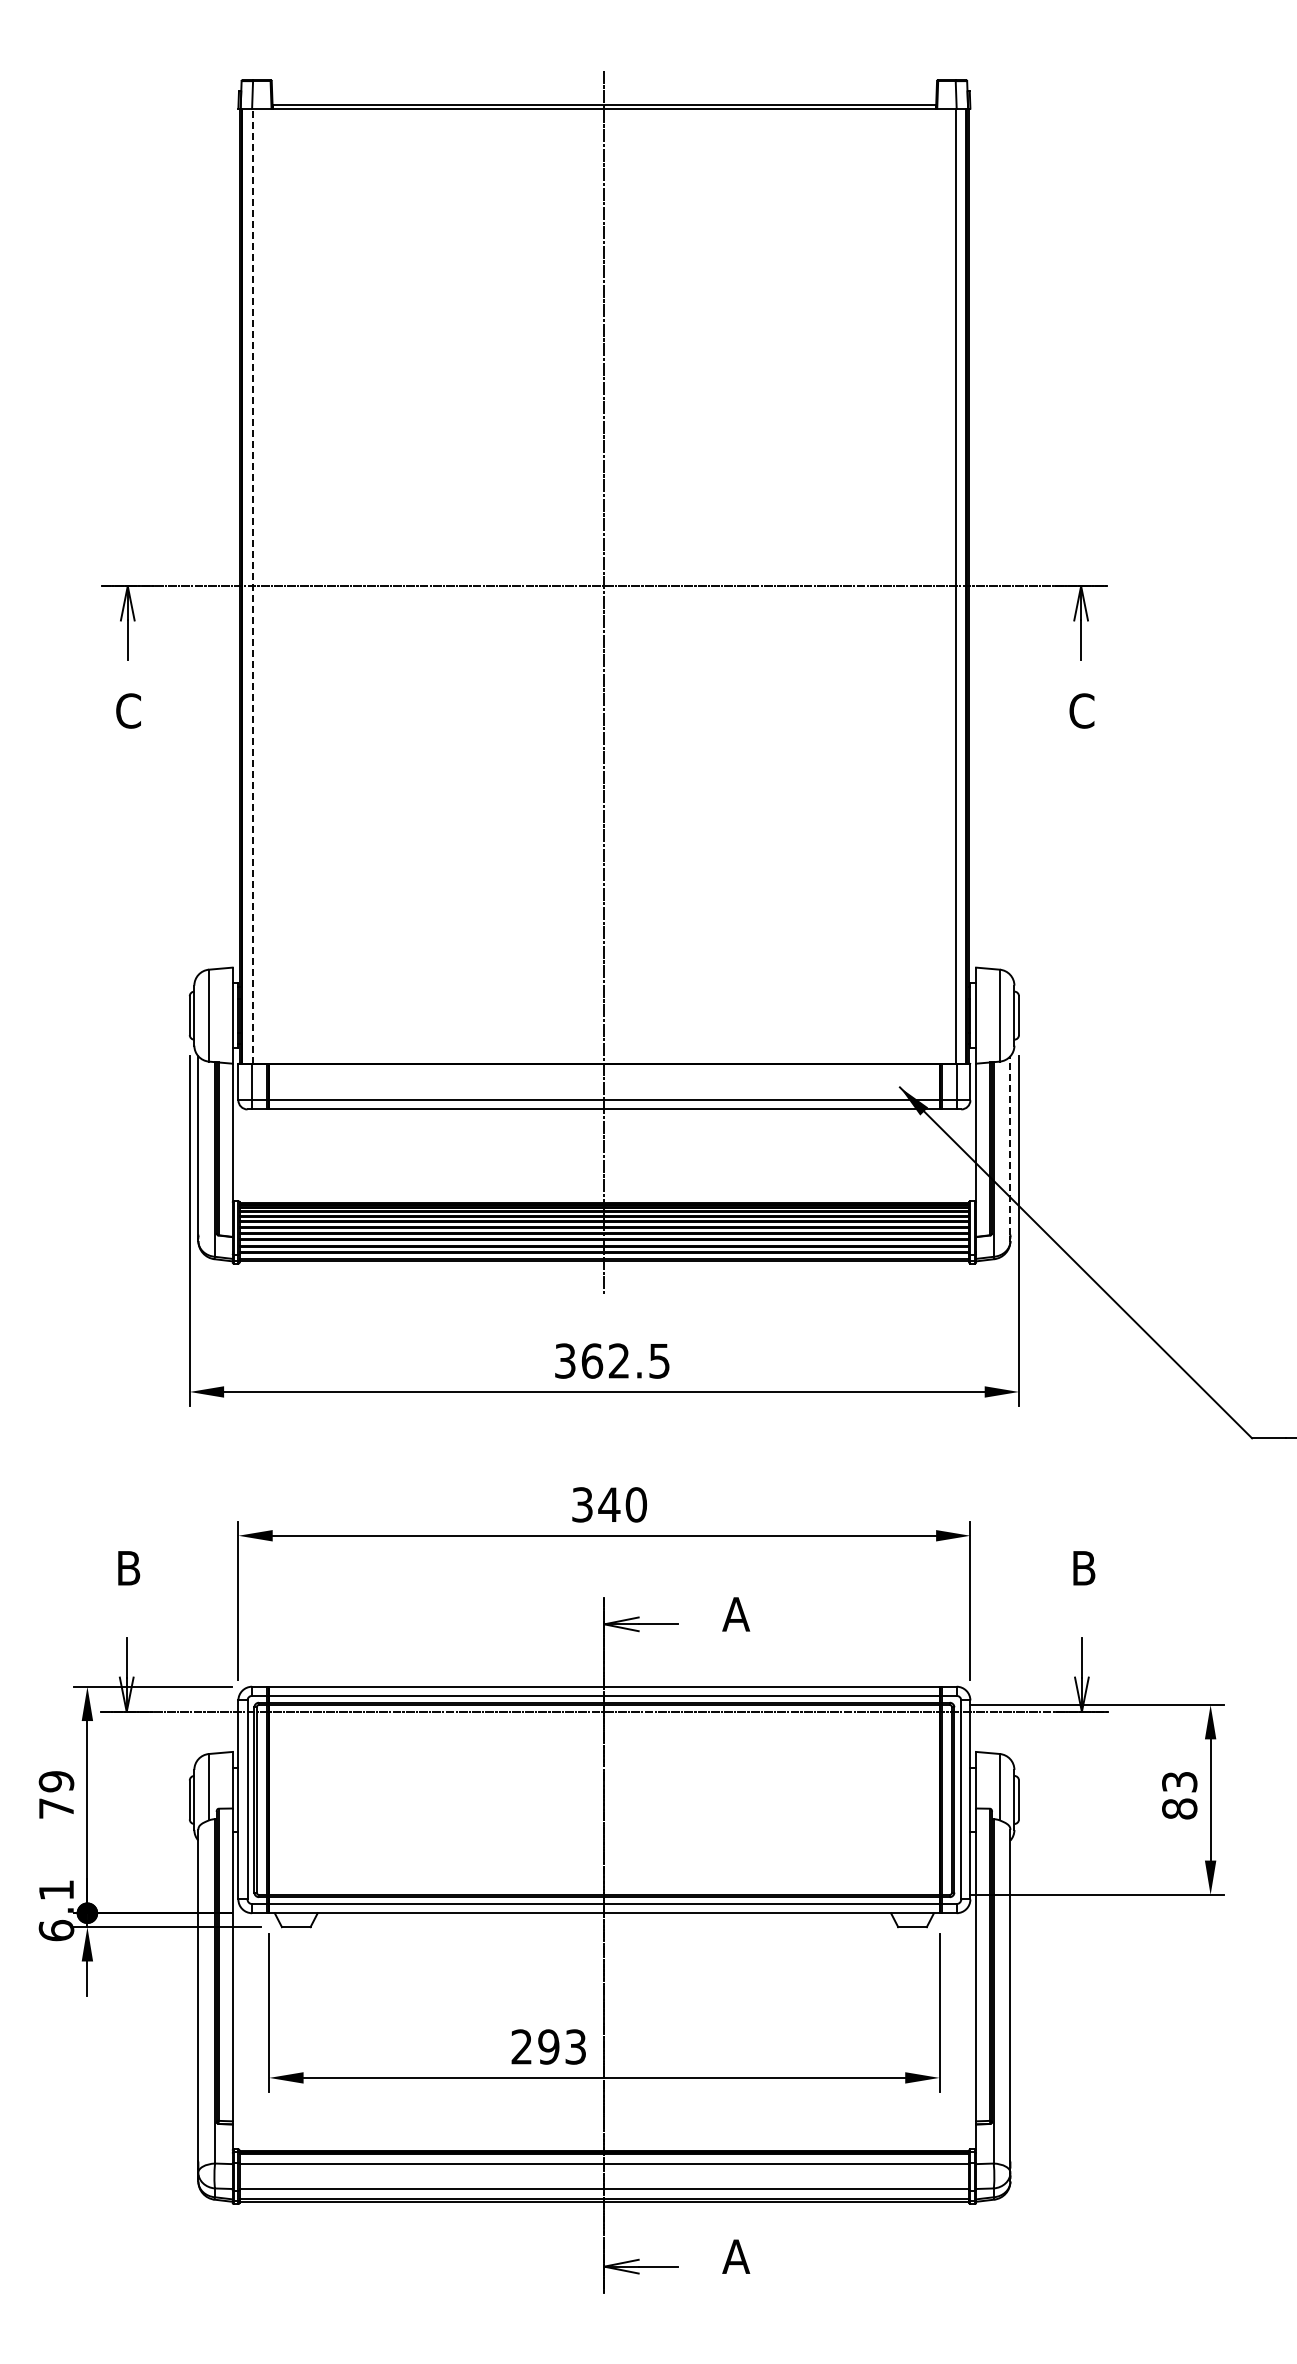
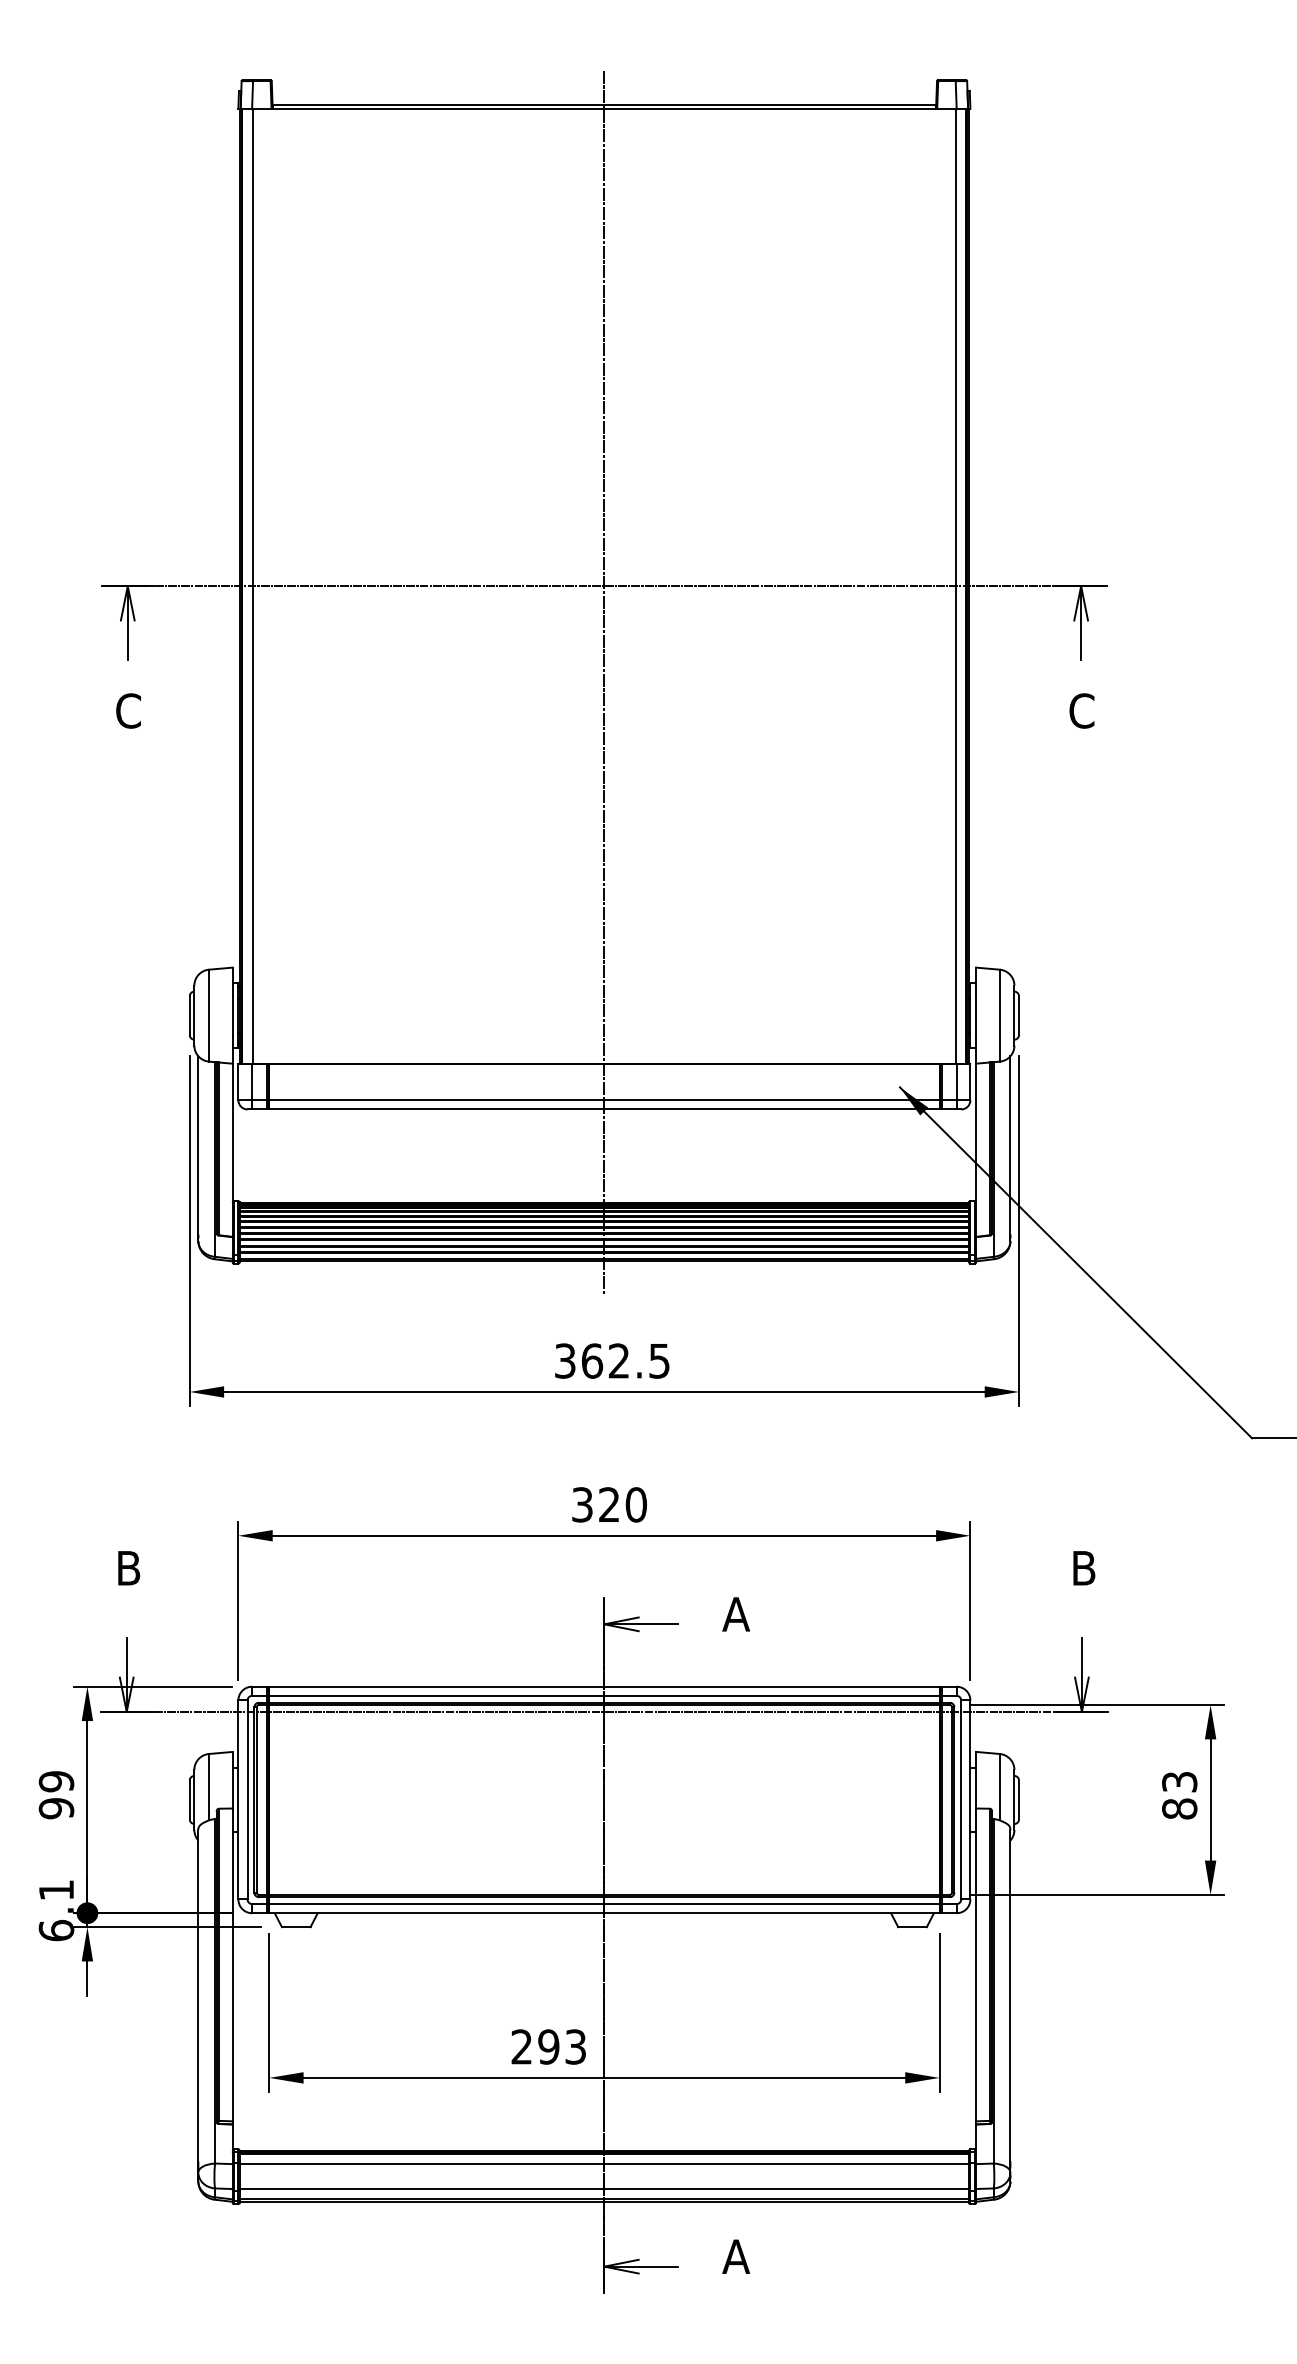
line: dashed -> solid (252, 586)
line: dashed -> solid (1010, 1144)
text: 340 -> 320 (609, 1504)
text: 79 -> 99 (56, 1808)
